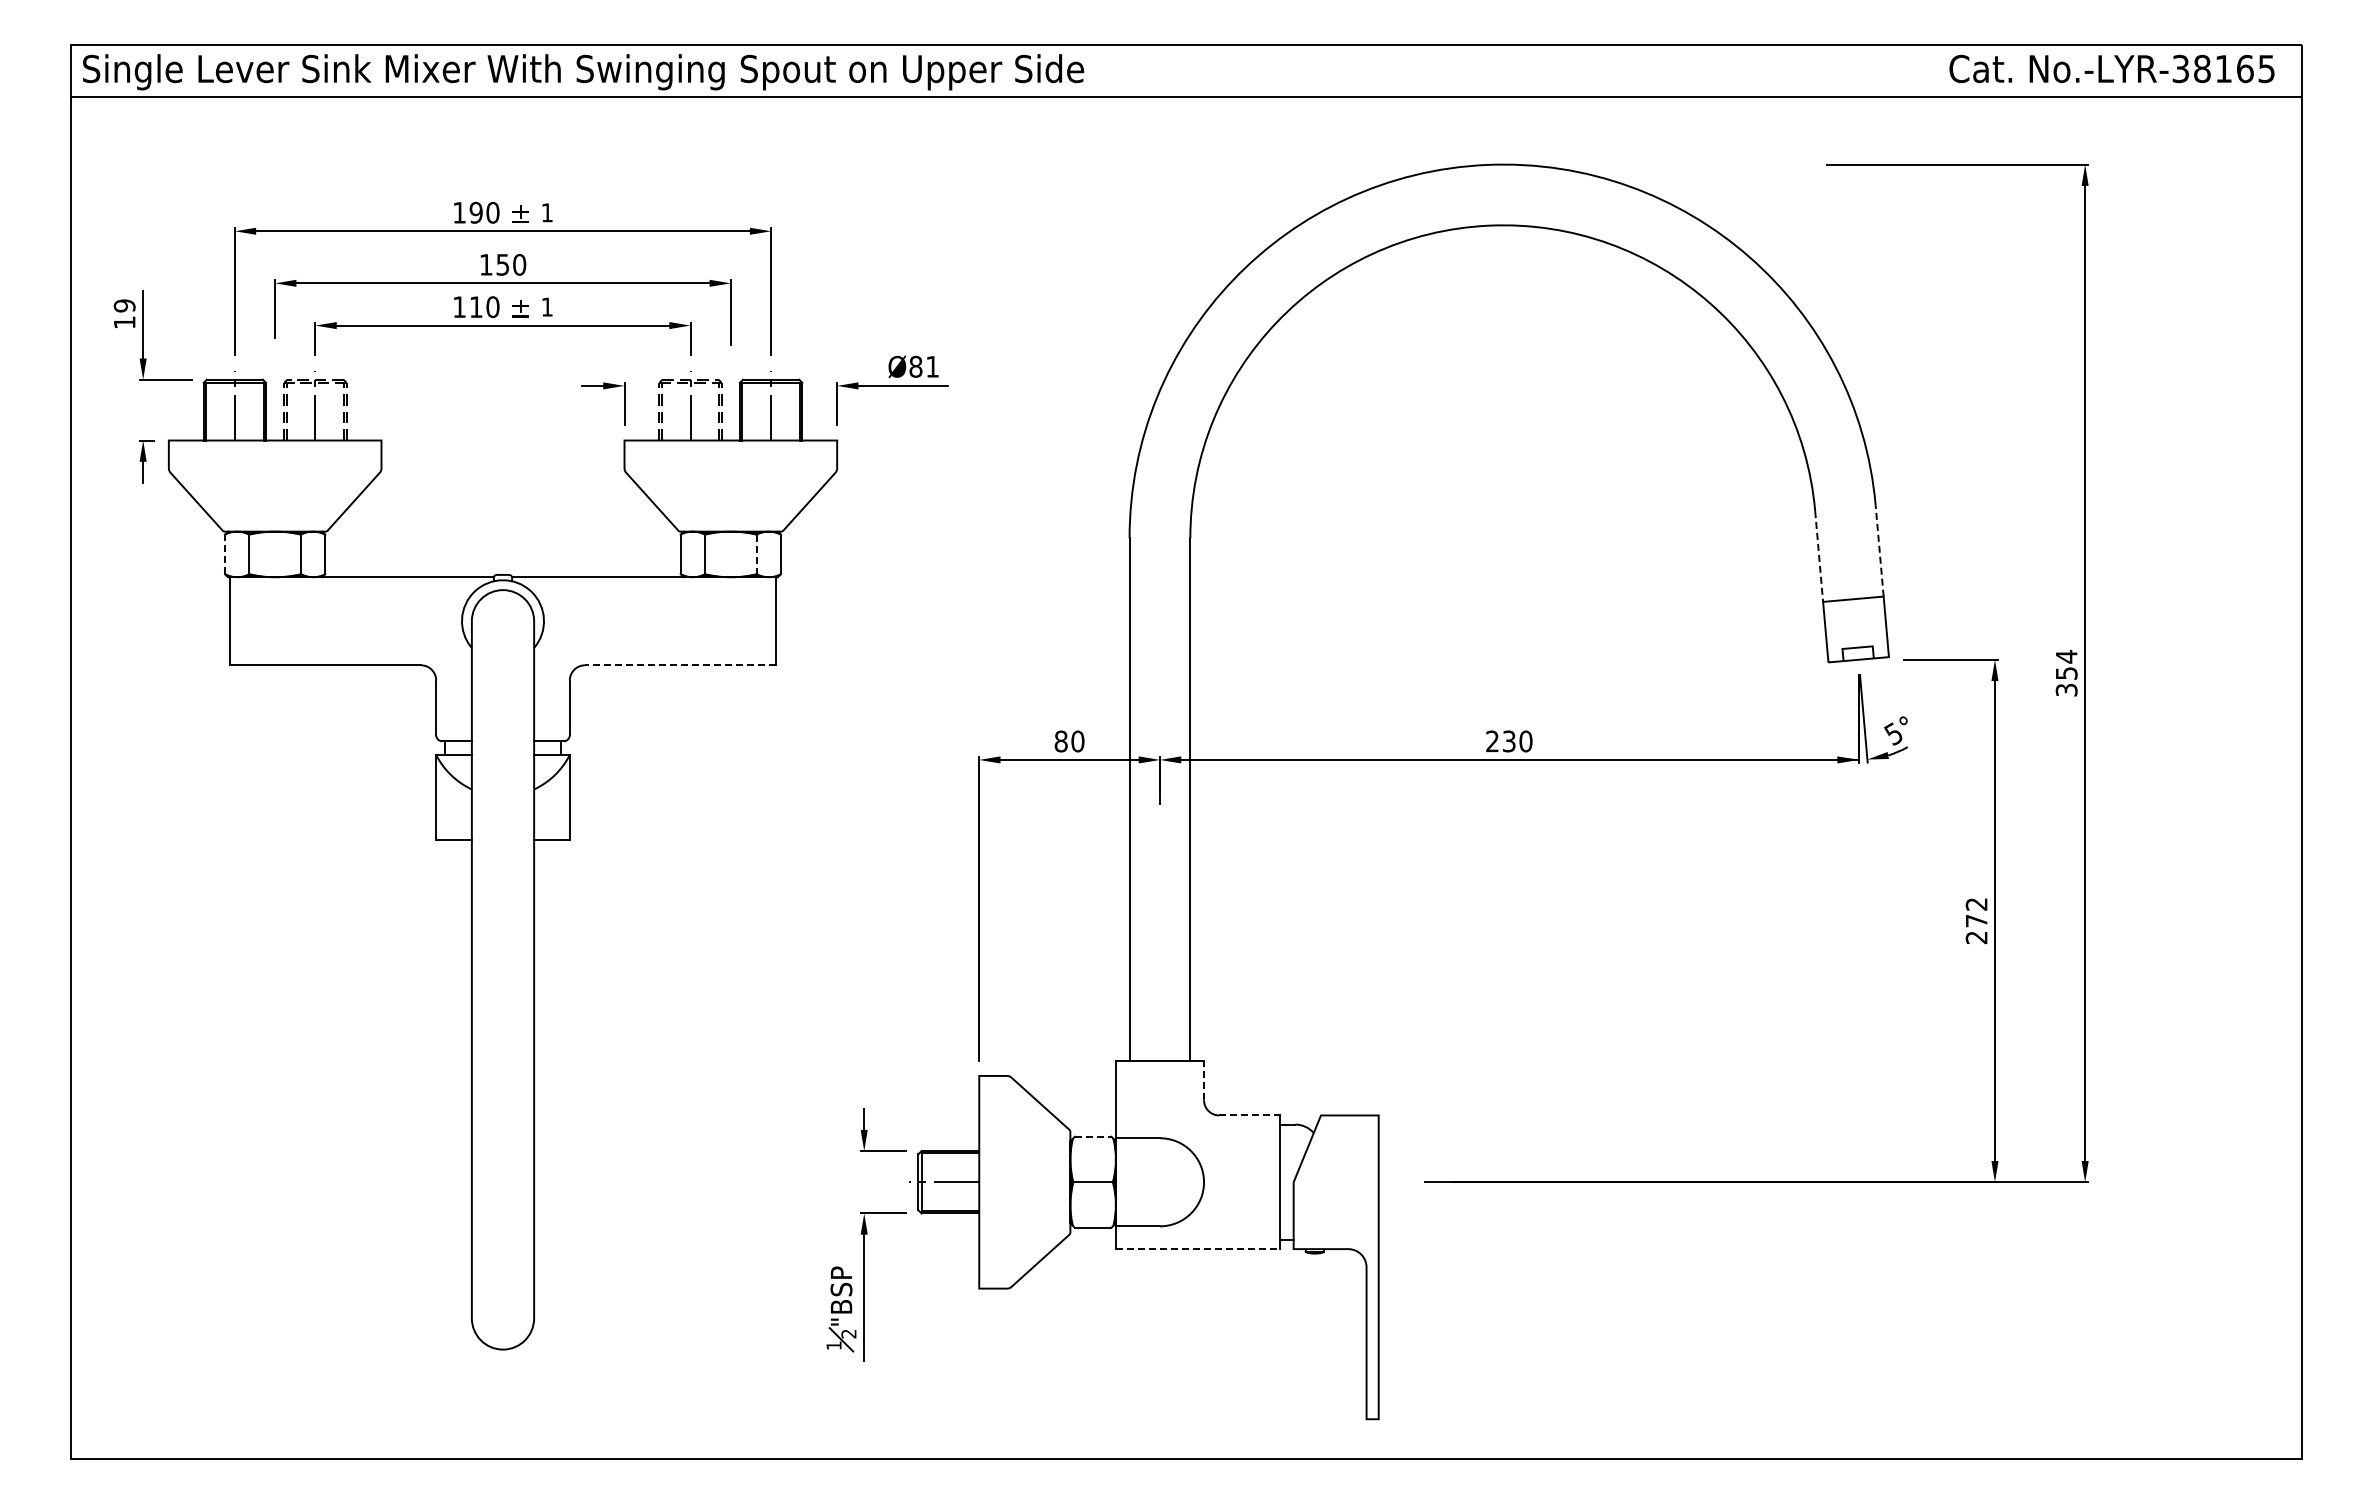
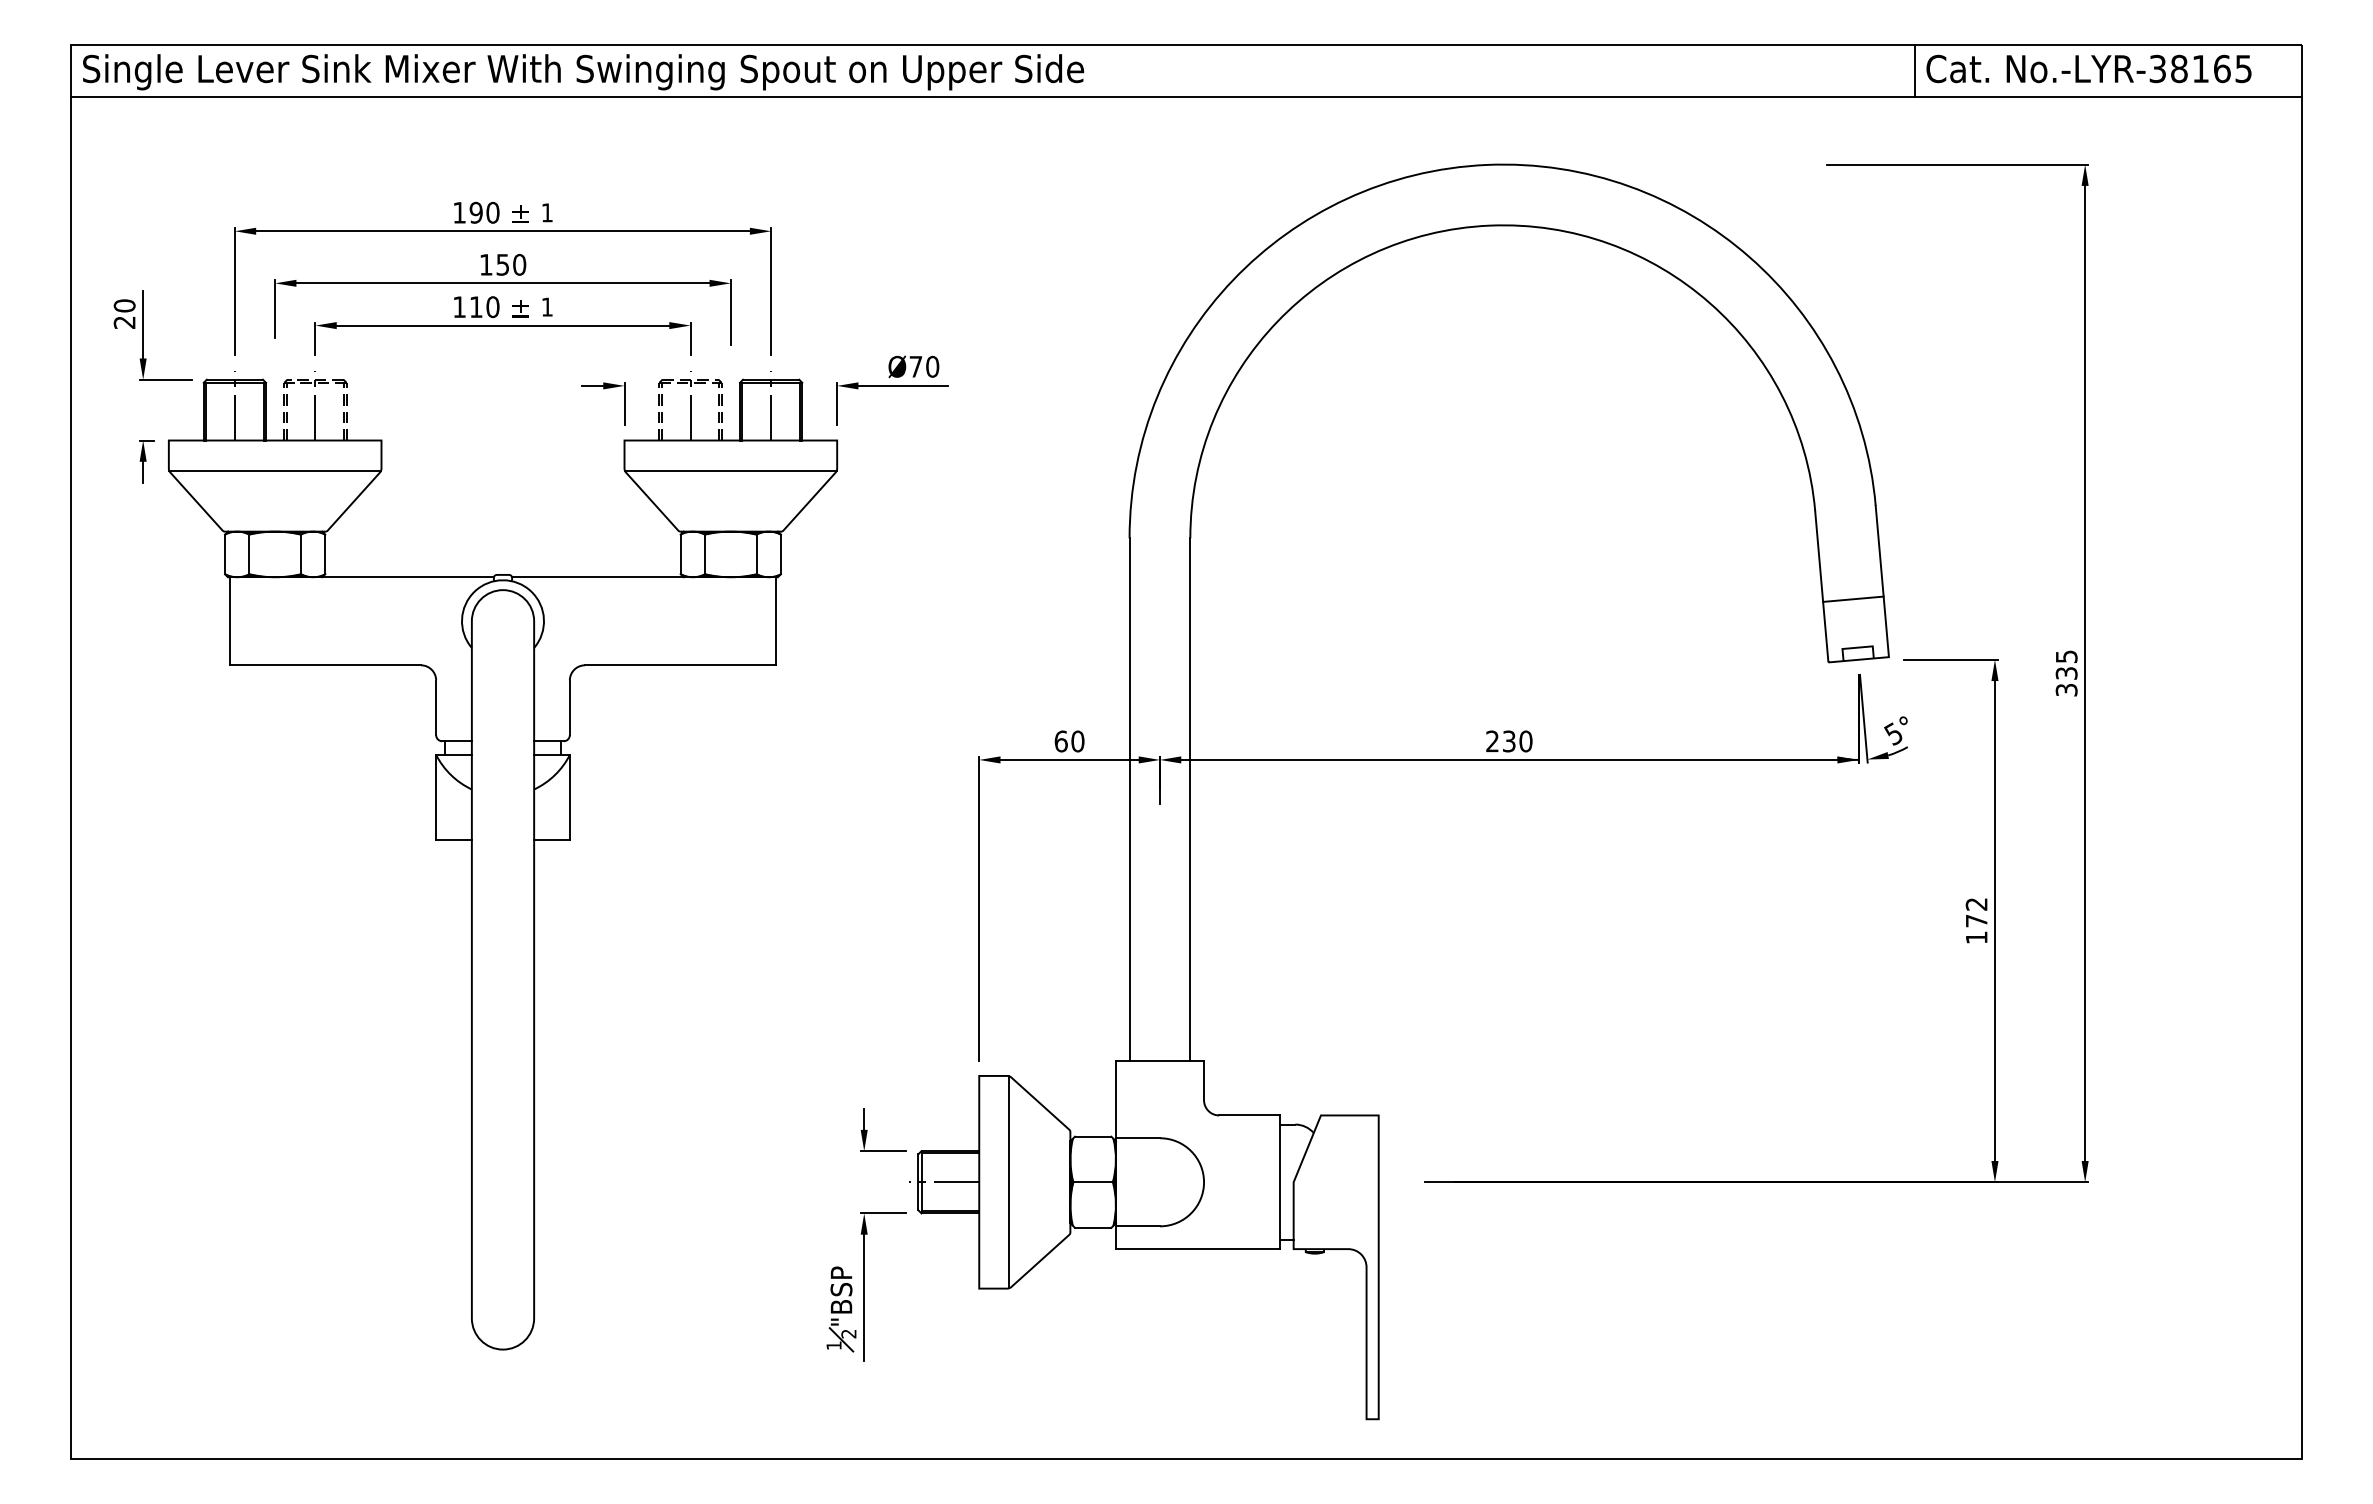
text position: (2111, 68) -> (2088, 68) (2088, 68)
line: none -> present (1914, 70)
text: 19 -> 20 (124, 313)
text: Ø81 -> Ø70 (924, 366)
line: none -> present (275, 470)
line: none -> present (730, 470)
line: dashed -> solid (1879, 551)
line: dashed -> solid (225, 554)
line: dashed -> solid (756, 554)
line: dashed -> solid (1819, 556)
text: 354 -> 335 (2066, 664)
line: dashed -> solid (680, 665)
text: 80 -> 60 (1060, 741)
text: 272 -> 172 (1976, 937)
line: dashed -> solid (1204, 1080)
line: dashed -> solid (1250, 1115)
line: dashed -> solid (1093, 1136)
line: none -> present (1009, 1182)
line: dashed -> solid (1198, 1249)
